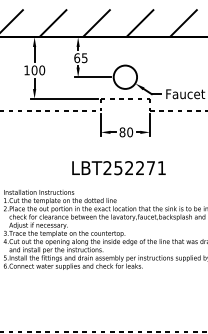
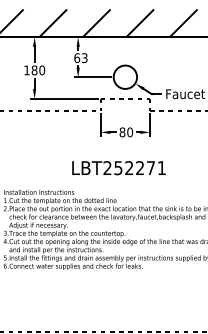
text: 65 -> 63 (84, 57)
text: 100 -> 180 (34, 70)
